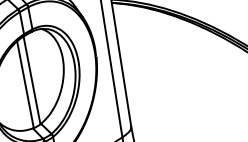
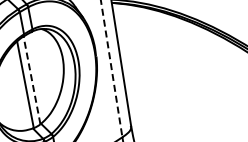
line: solid -> dashed (111, 69)
line: solid -> dashed (32, 80)
